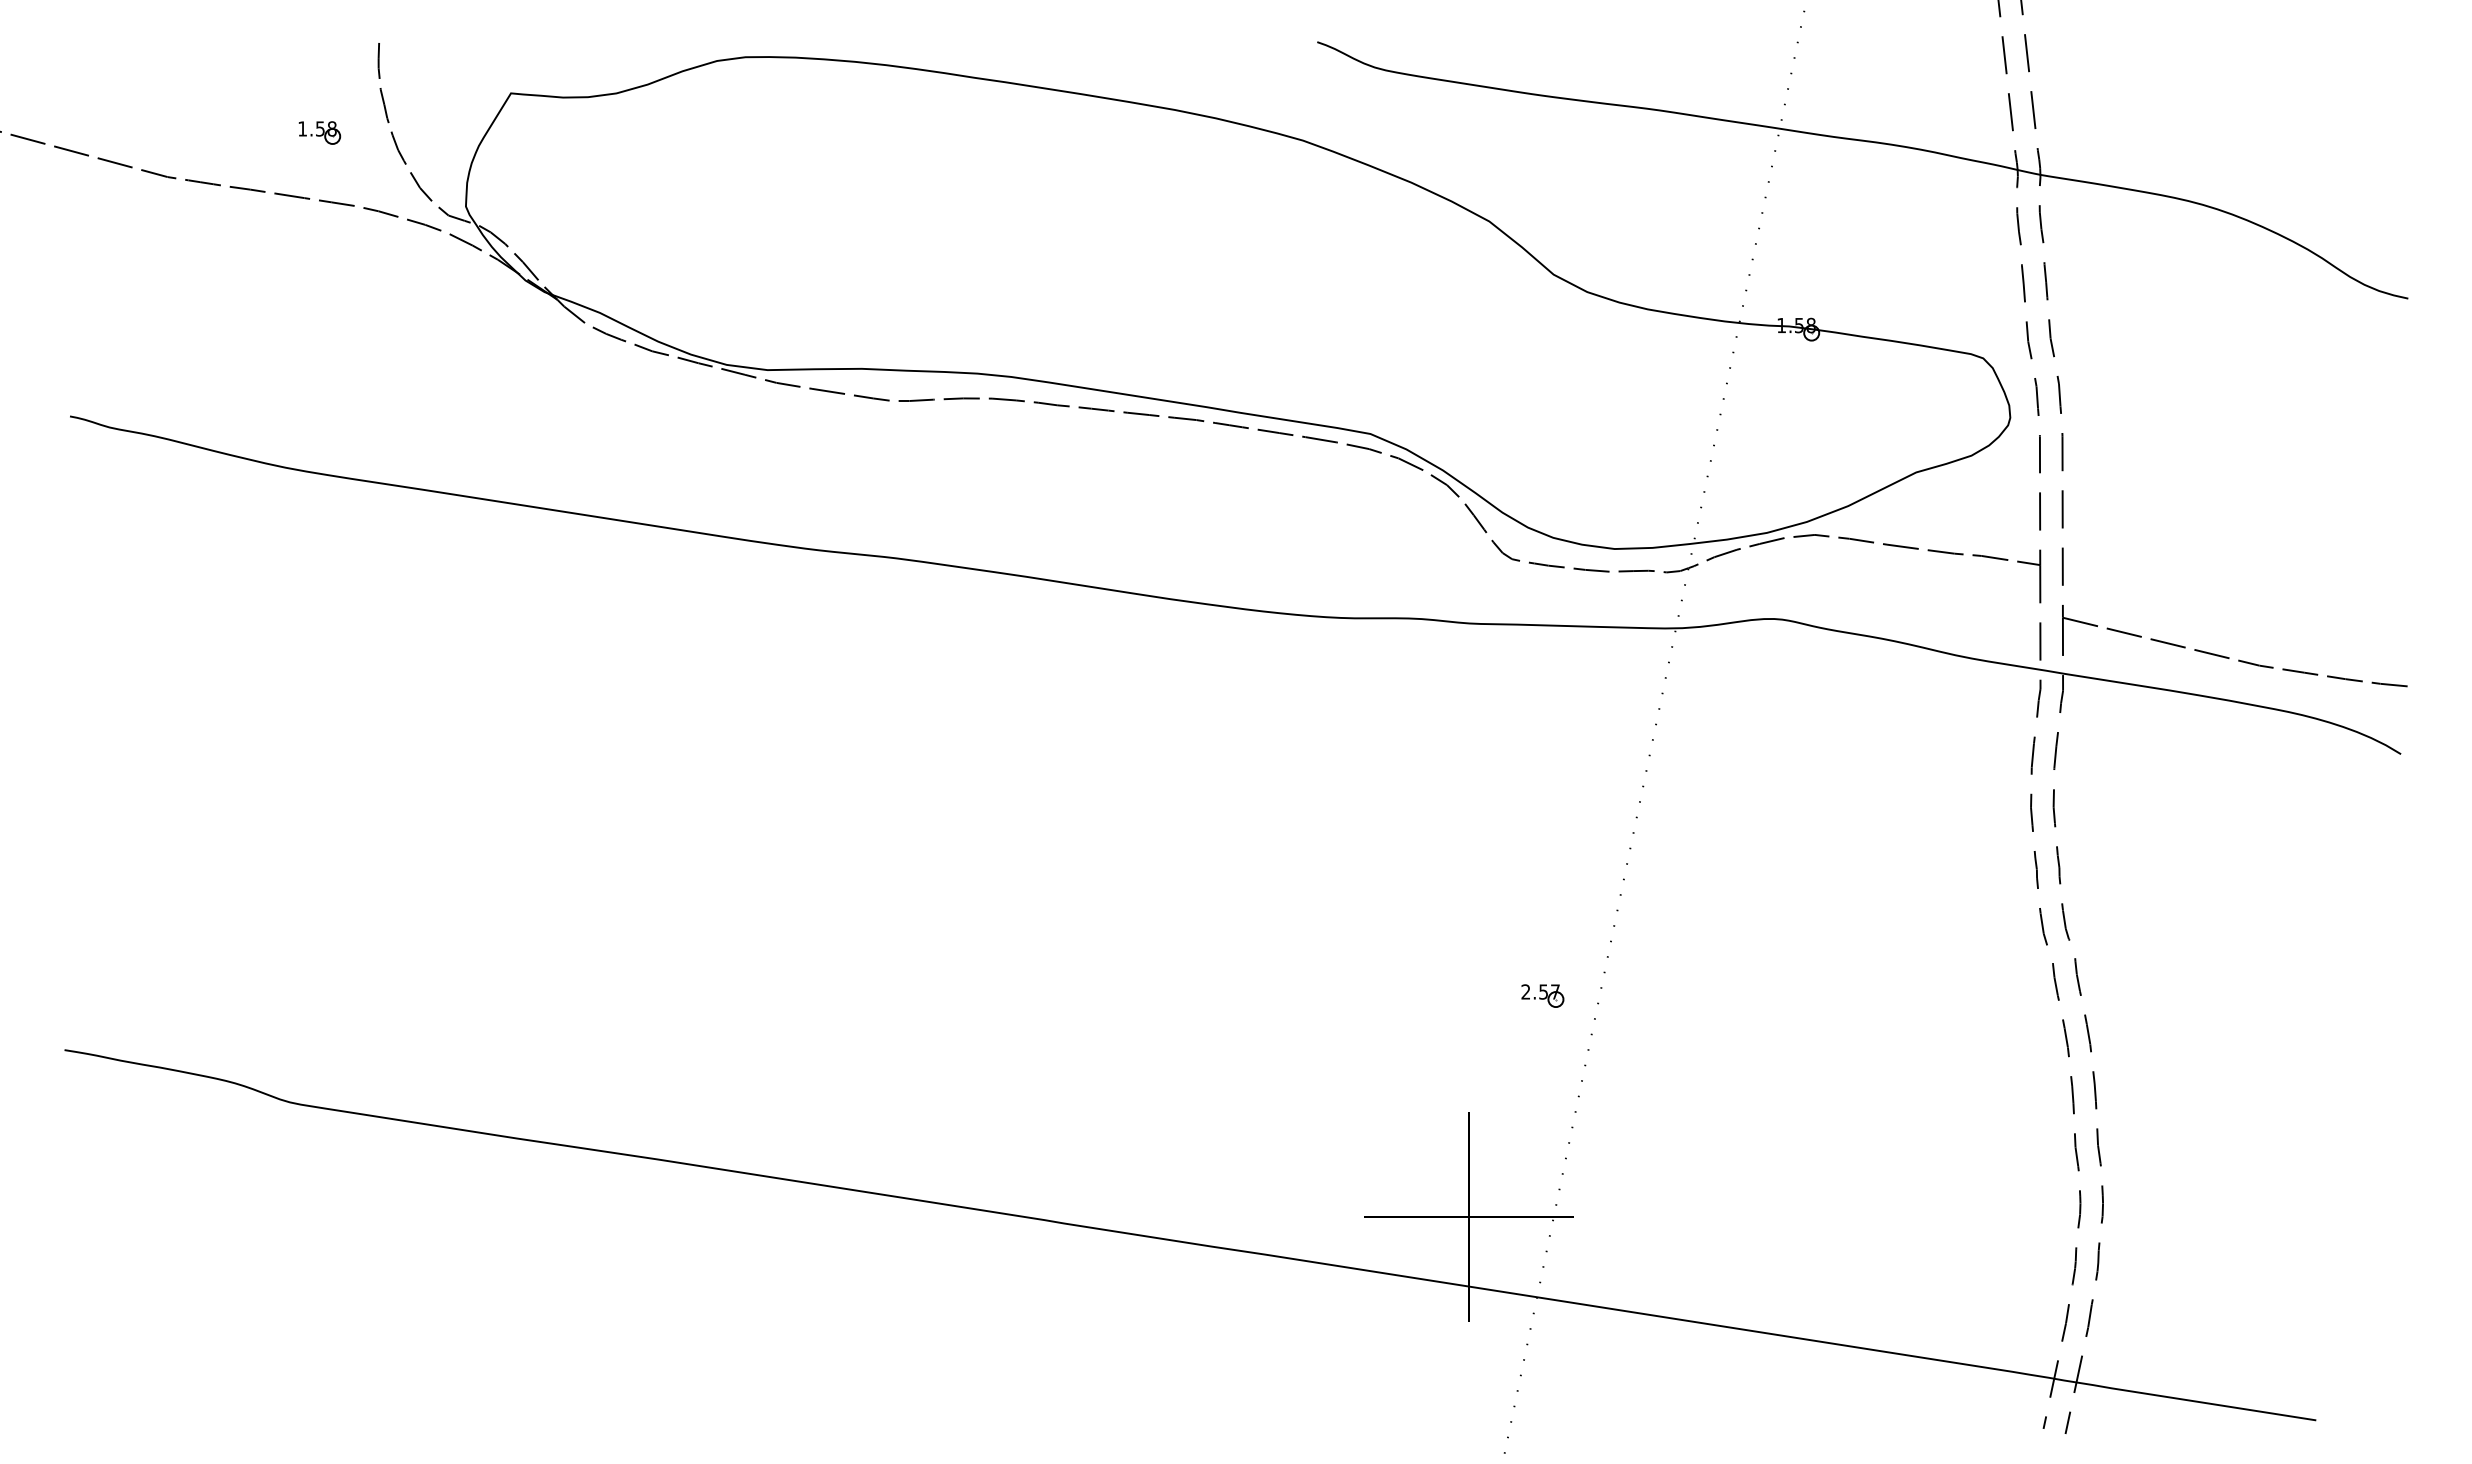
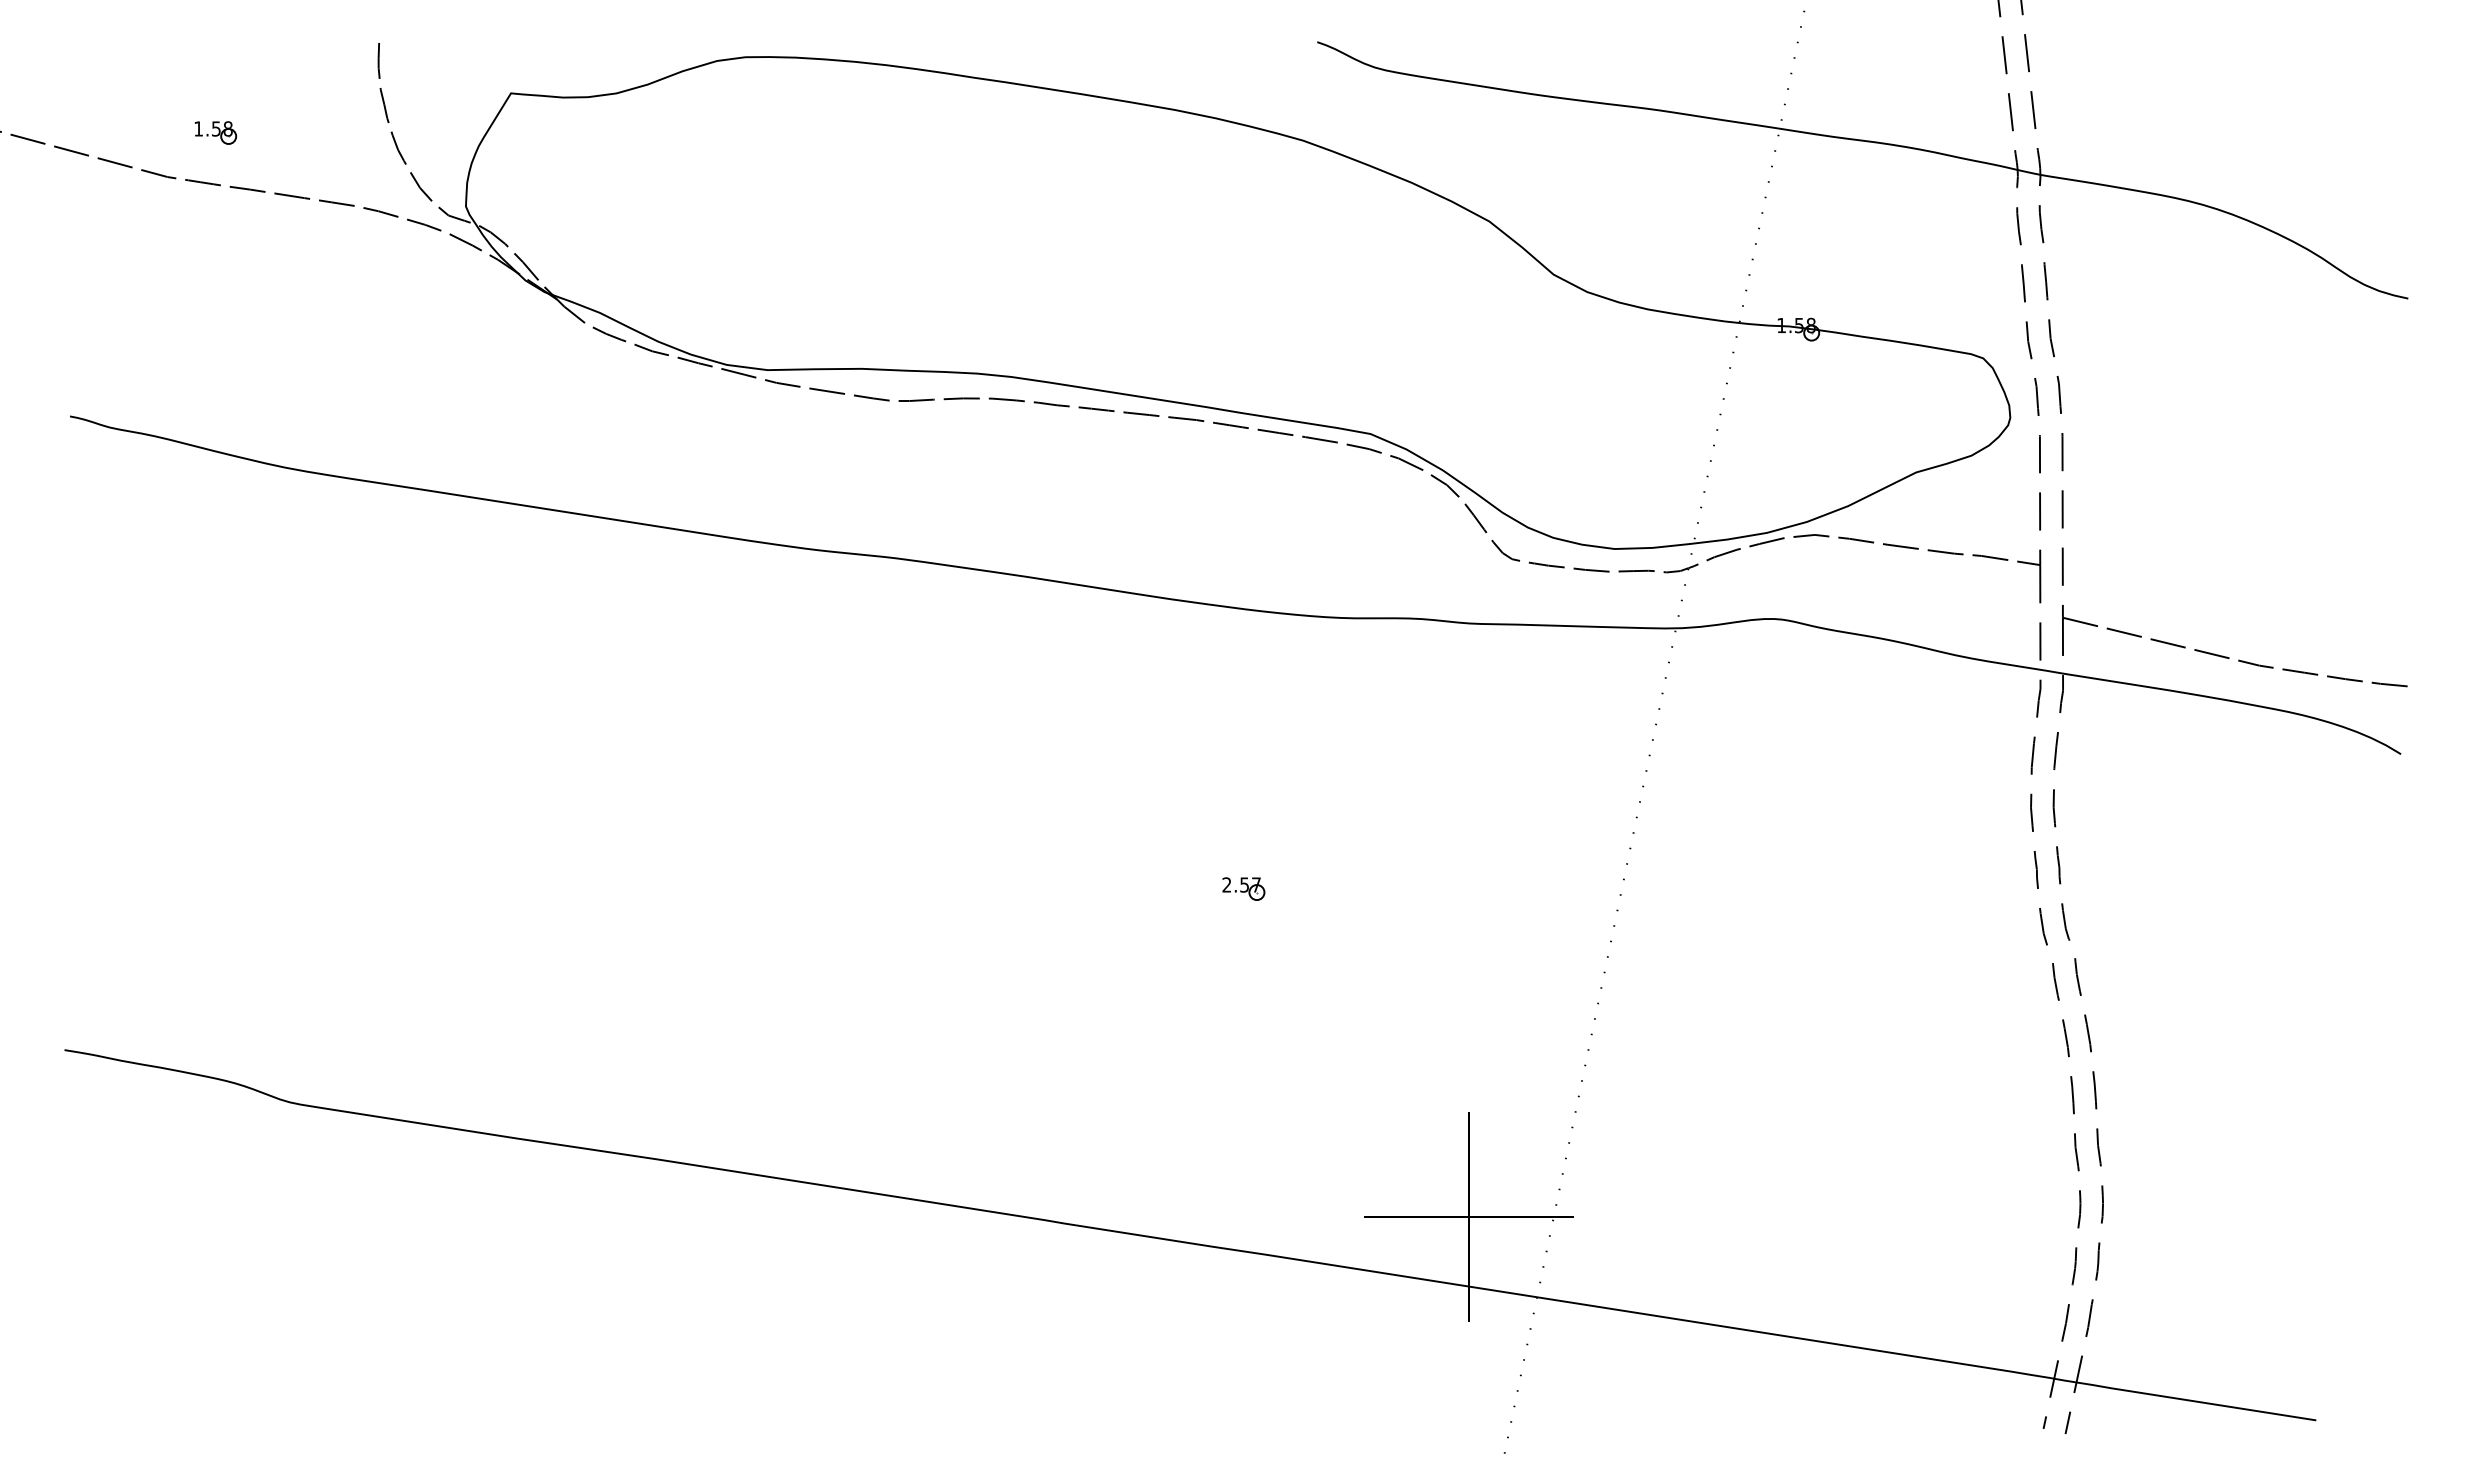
part position: (319, 132) -> (215, 132) (215, 132)
part position: (1542, 995) -> (1243, 888) (1243, 888)
